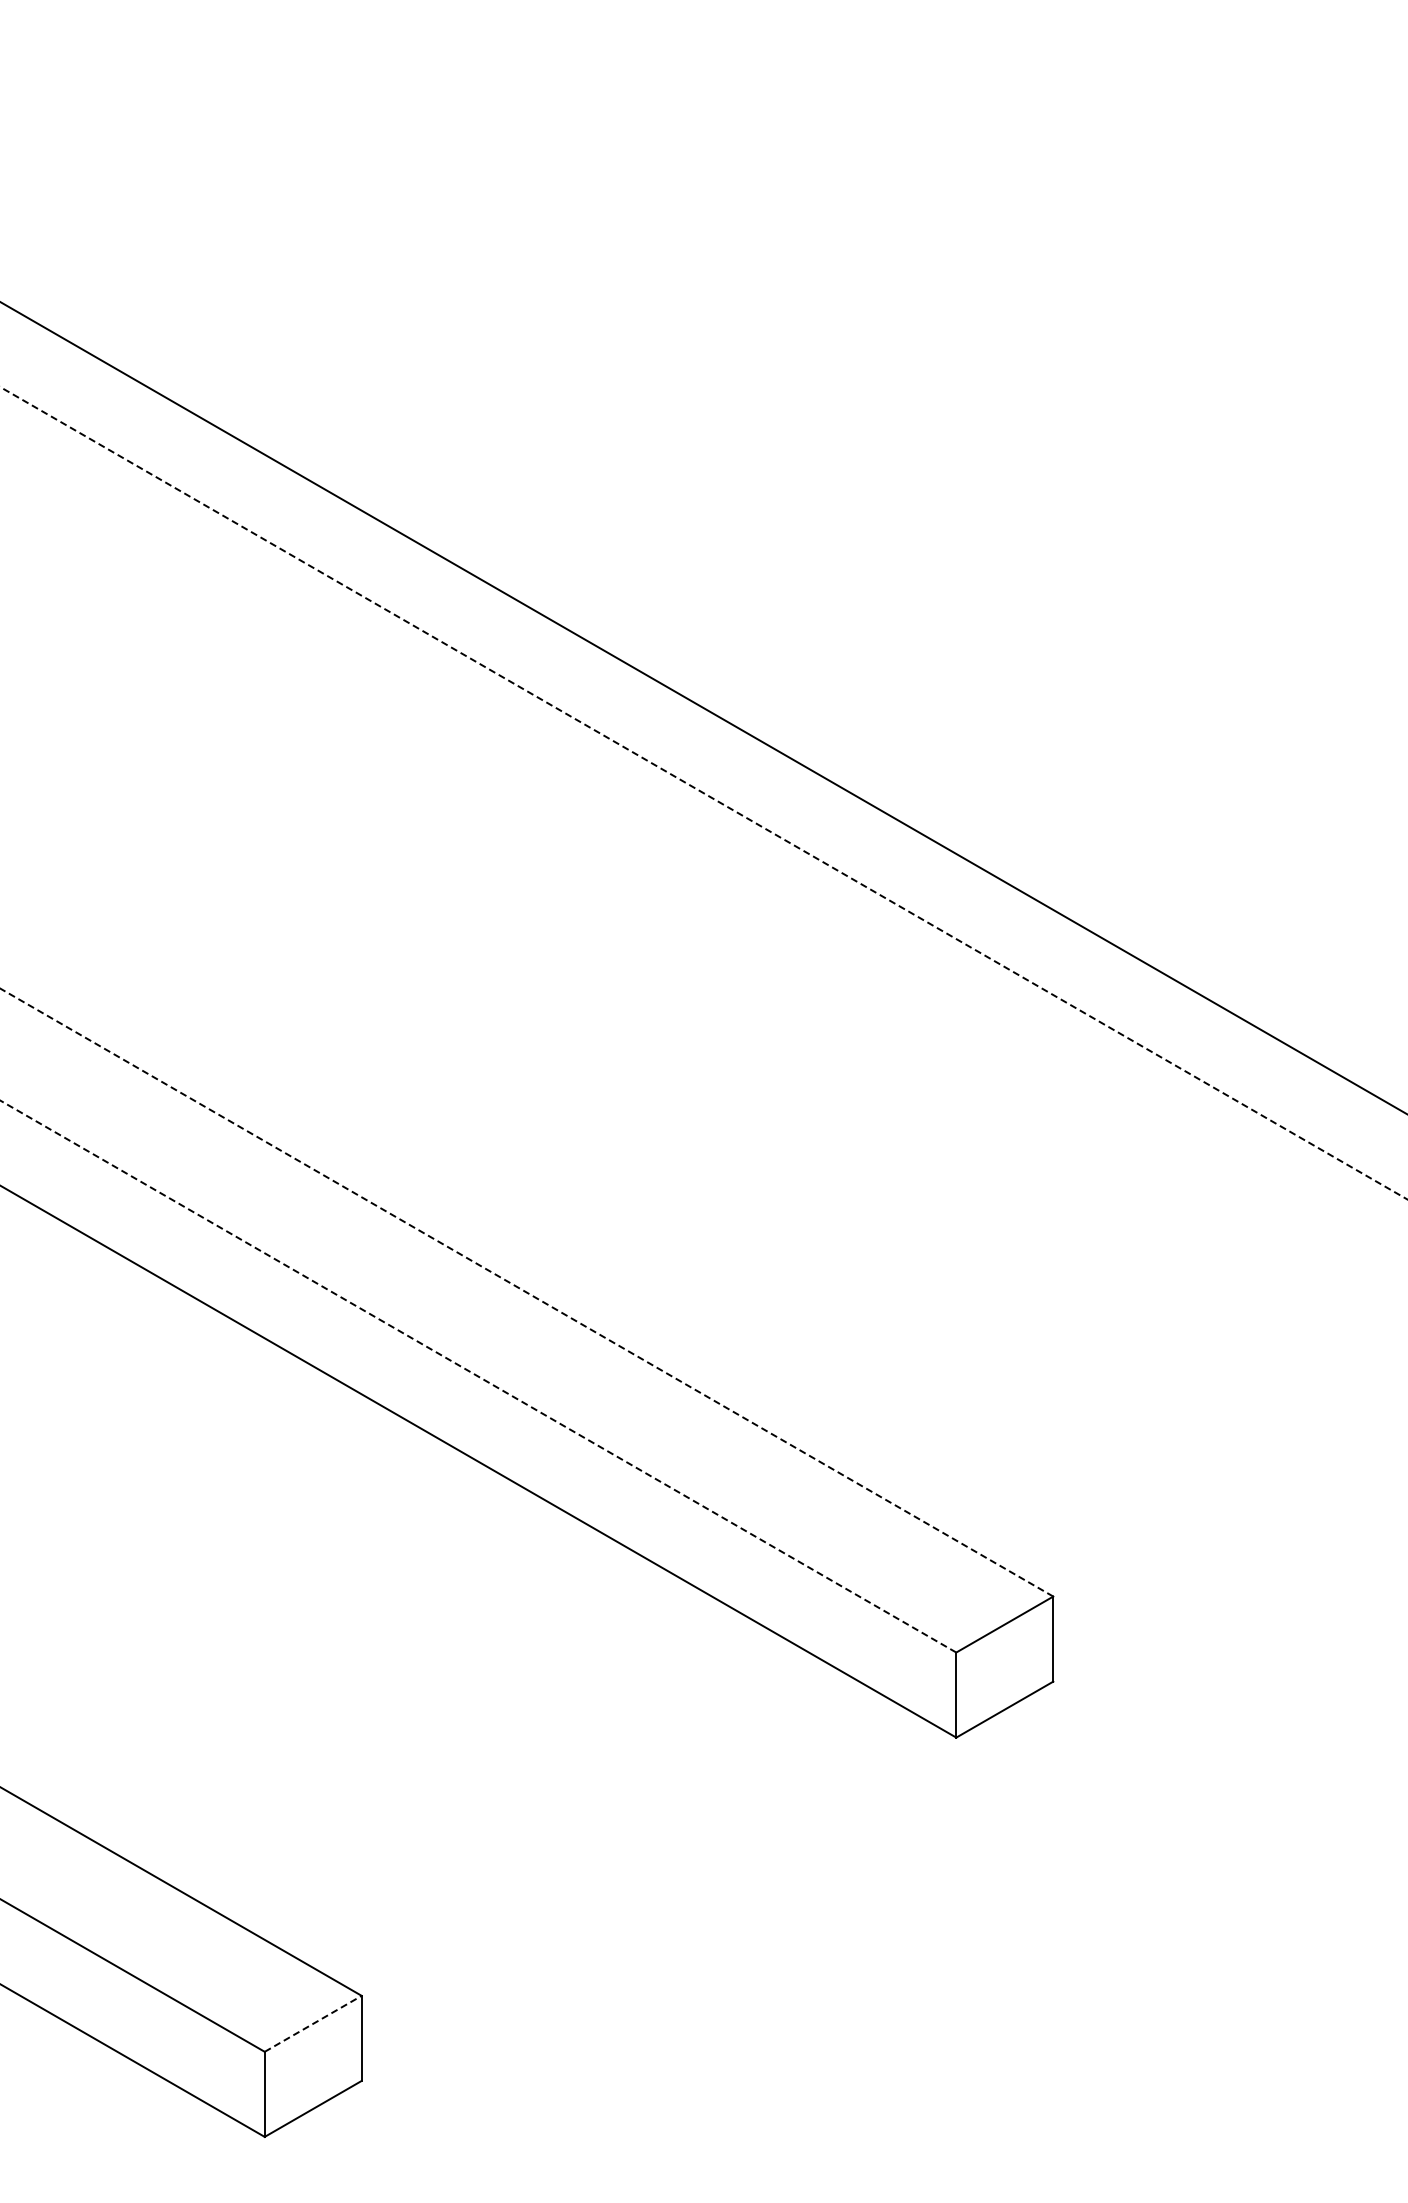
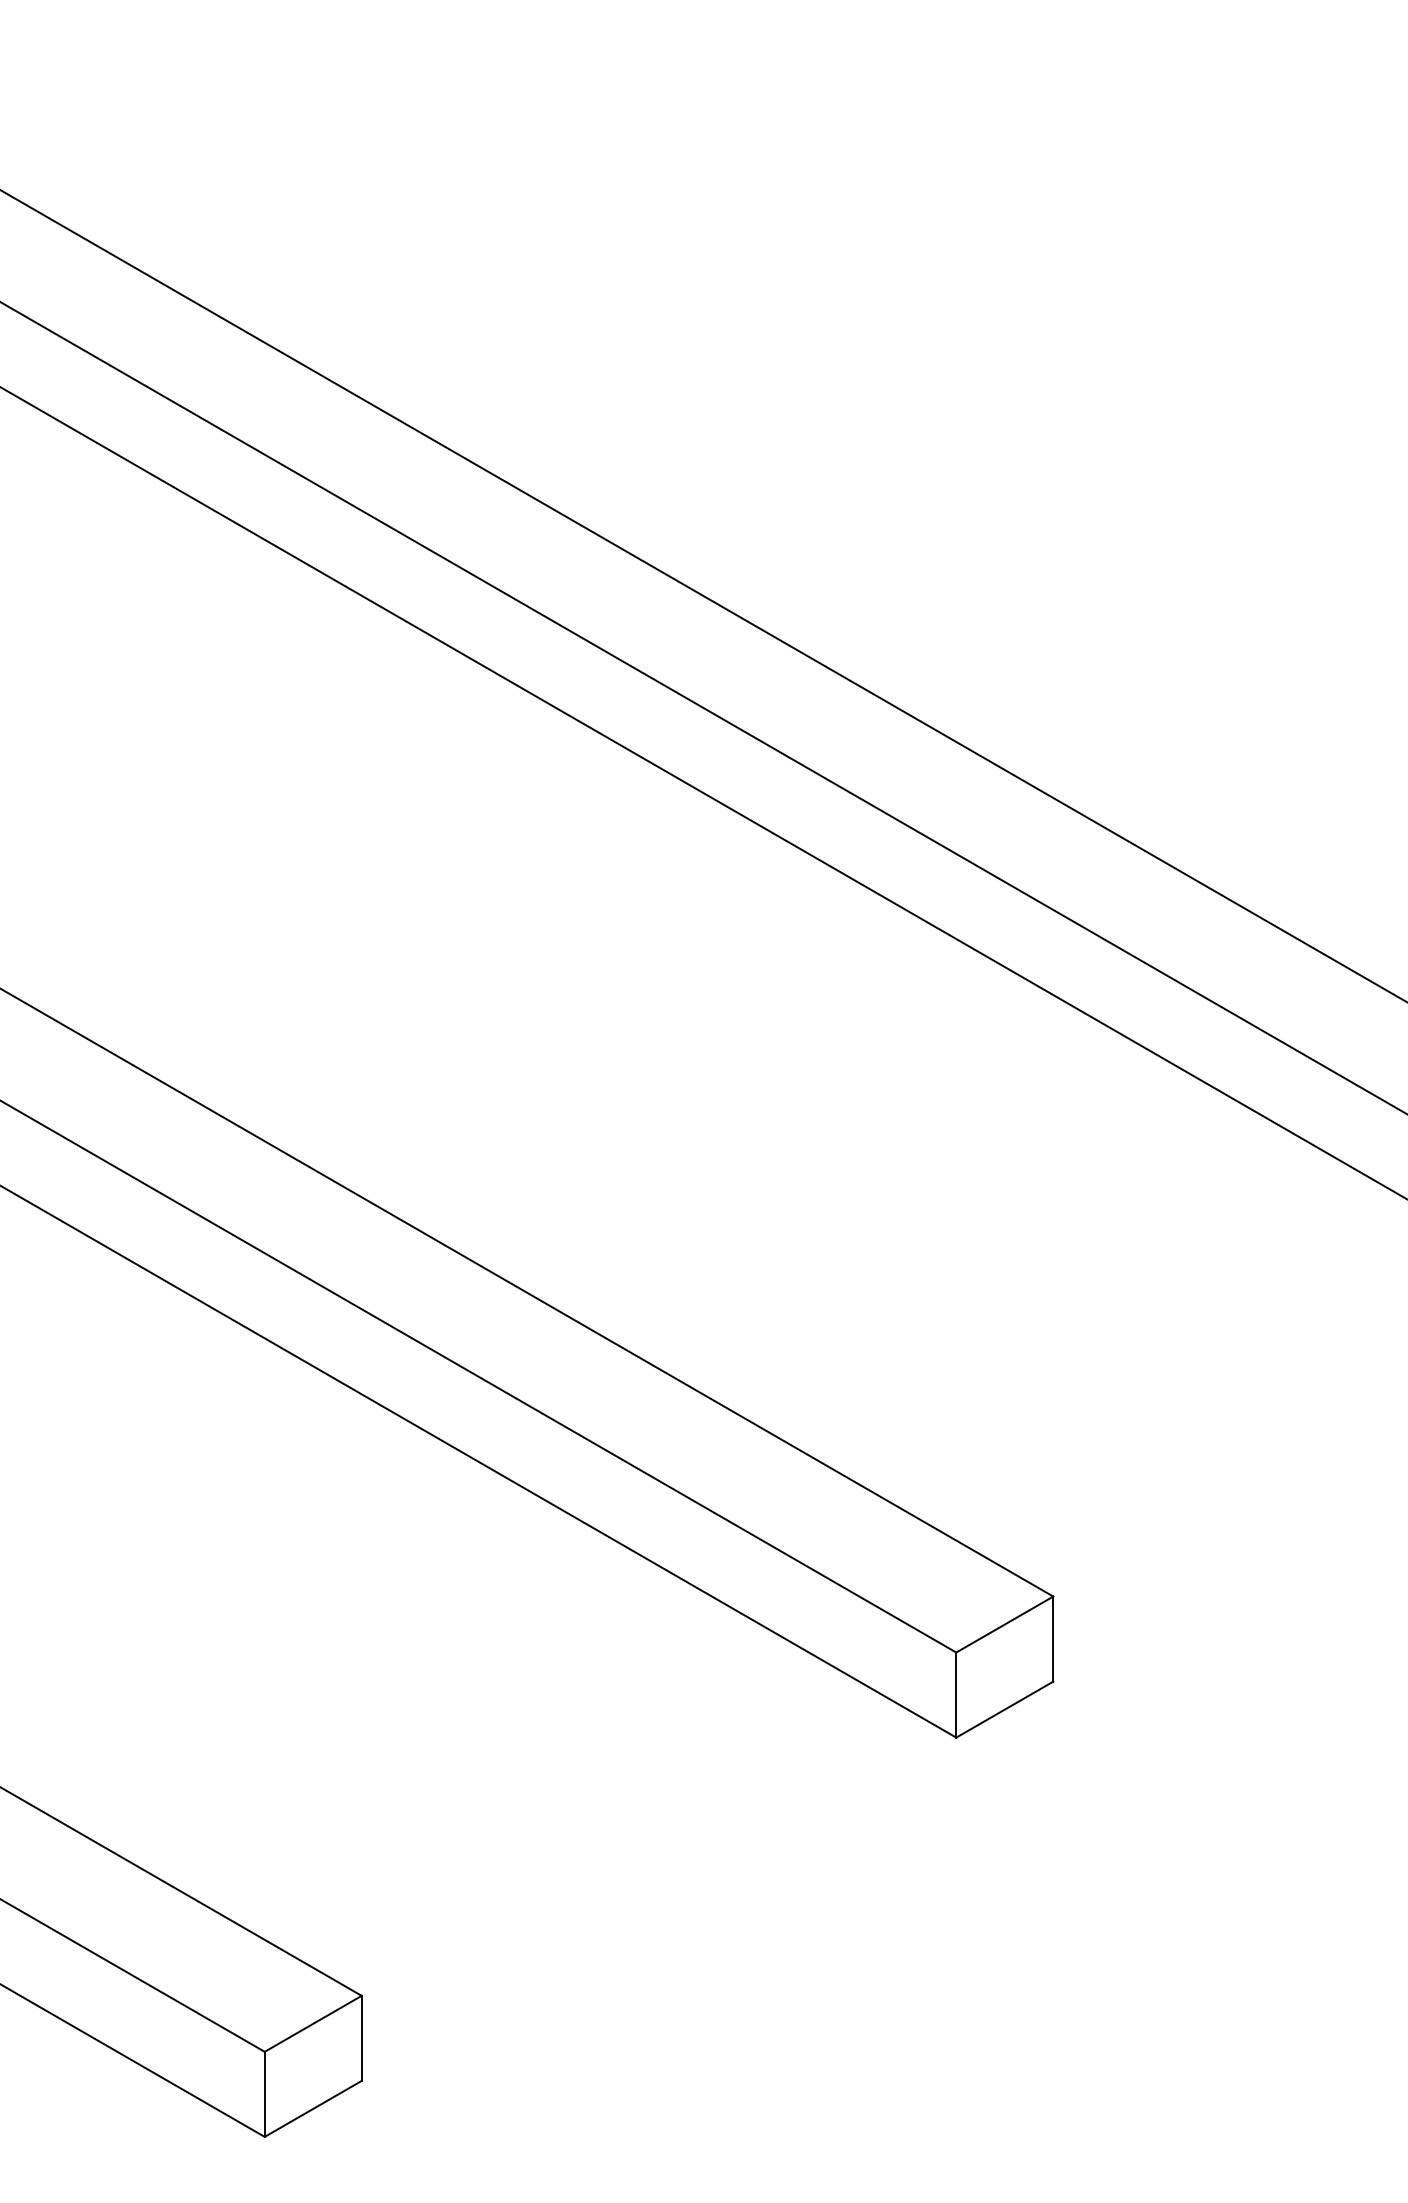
line: none -> present (703, 595)
line: dashed -> solid (703, 792)
line: dashed -> solid (526, 1292)
line: dashed -> solid (478, 1376)
line: dashed -> solid (313, 2023)
